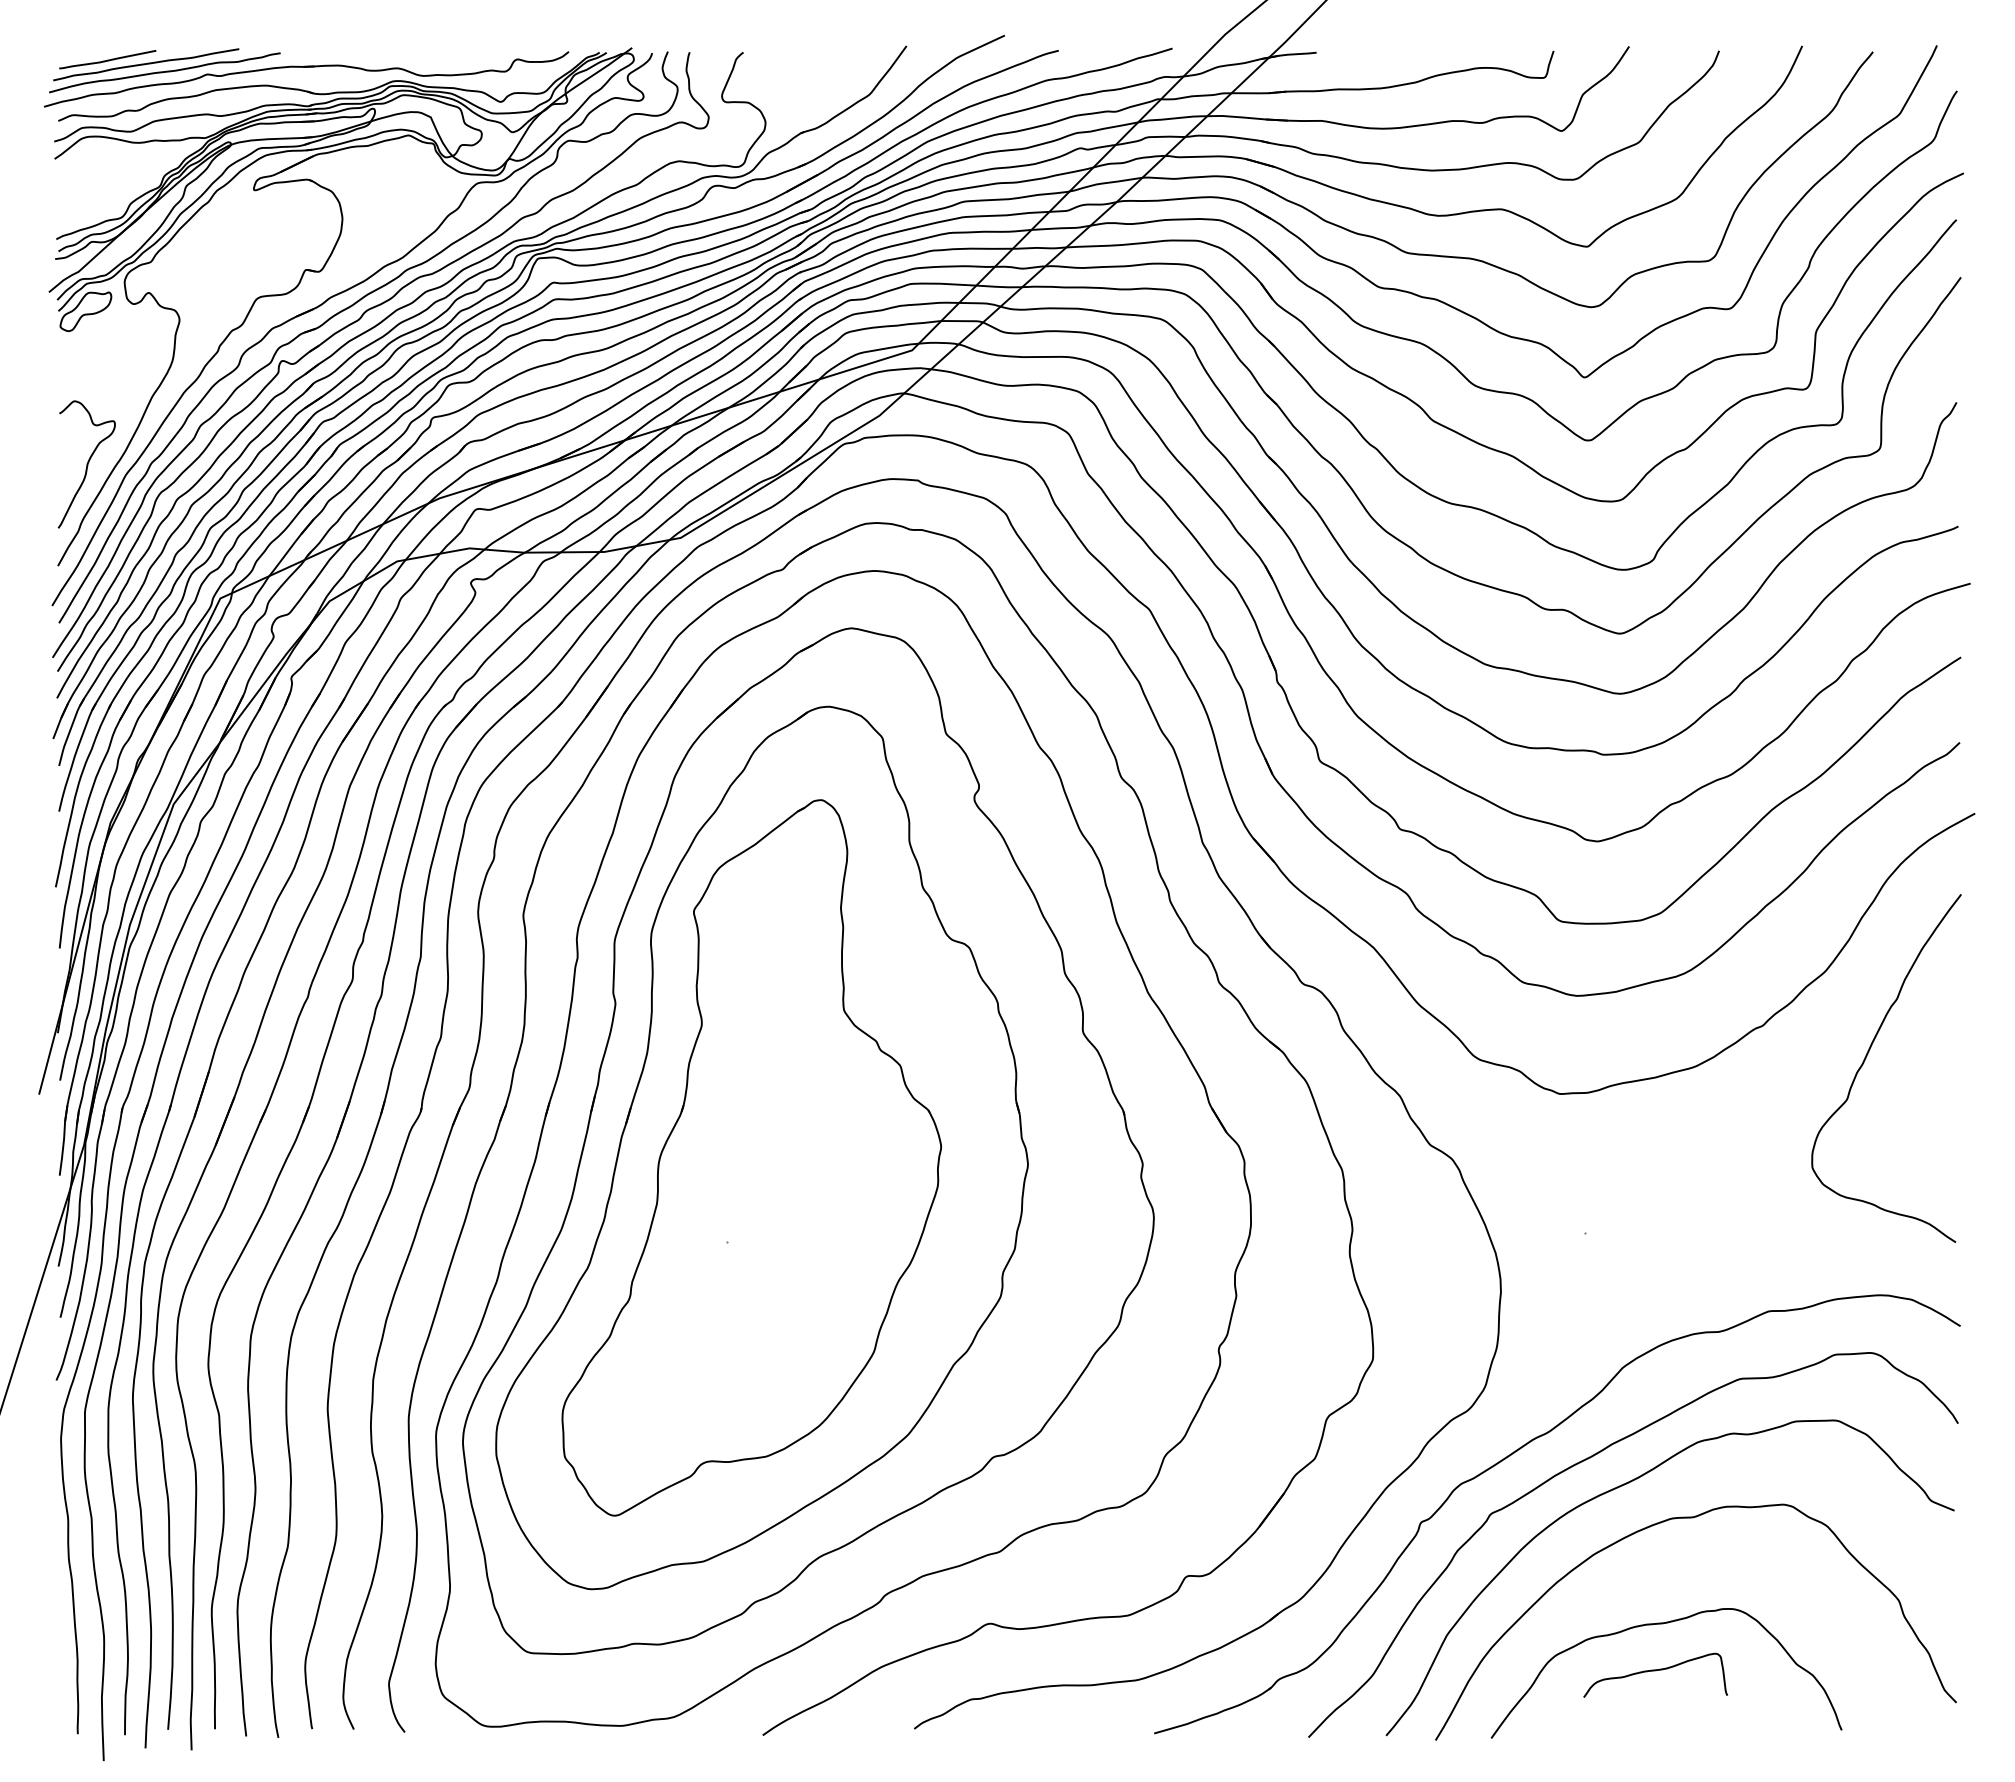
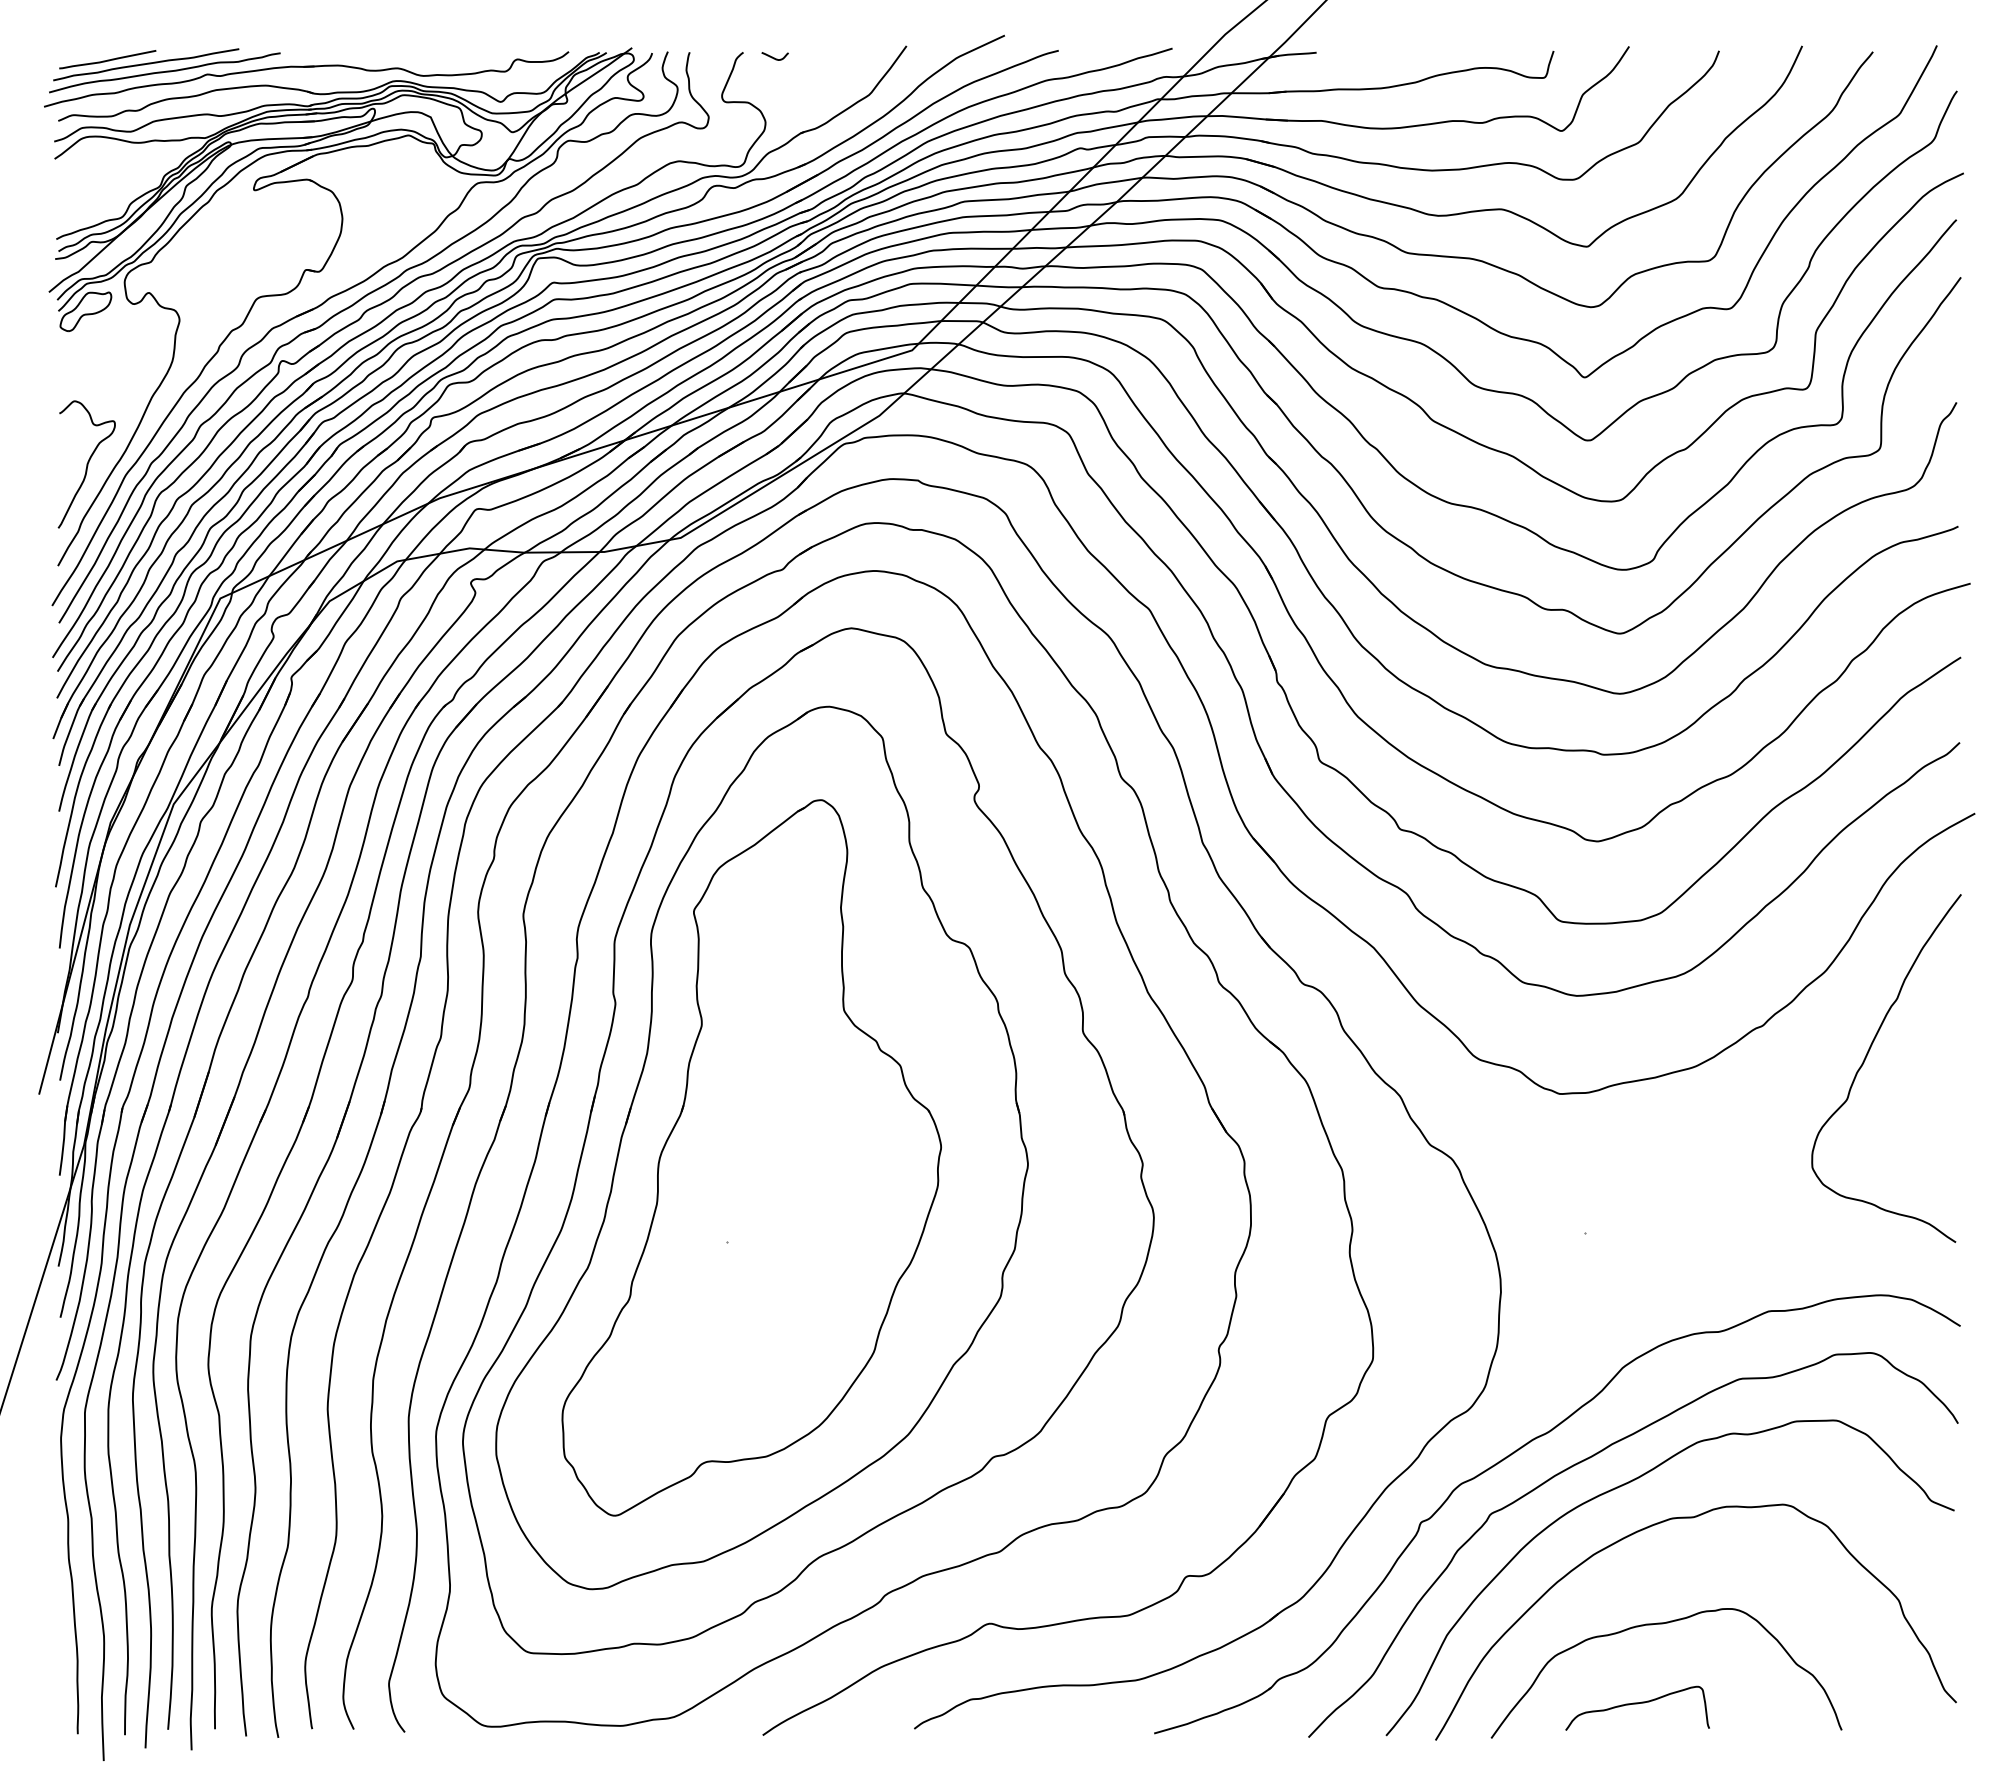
curve: none -> present (774, 57)
curve position: (1655, 1671) -> (1637, 1704) (1637, 1704)
